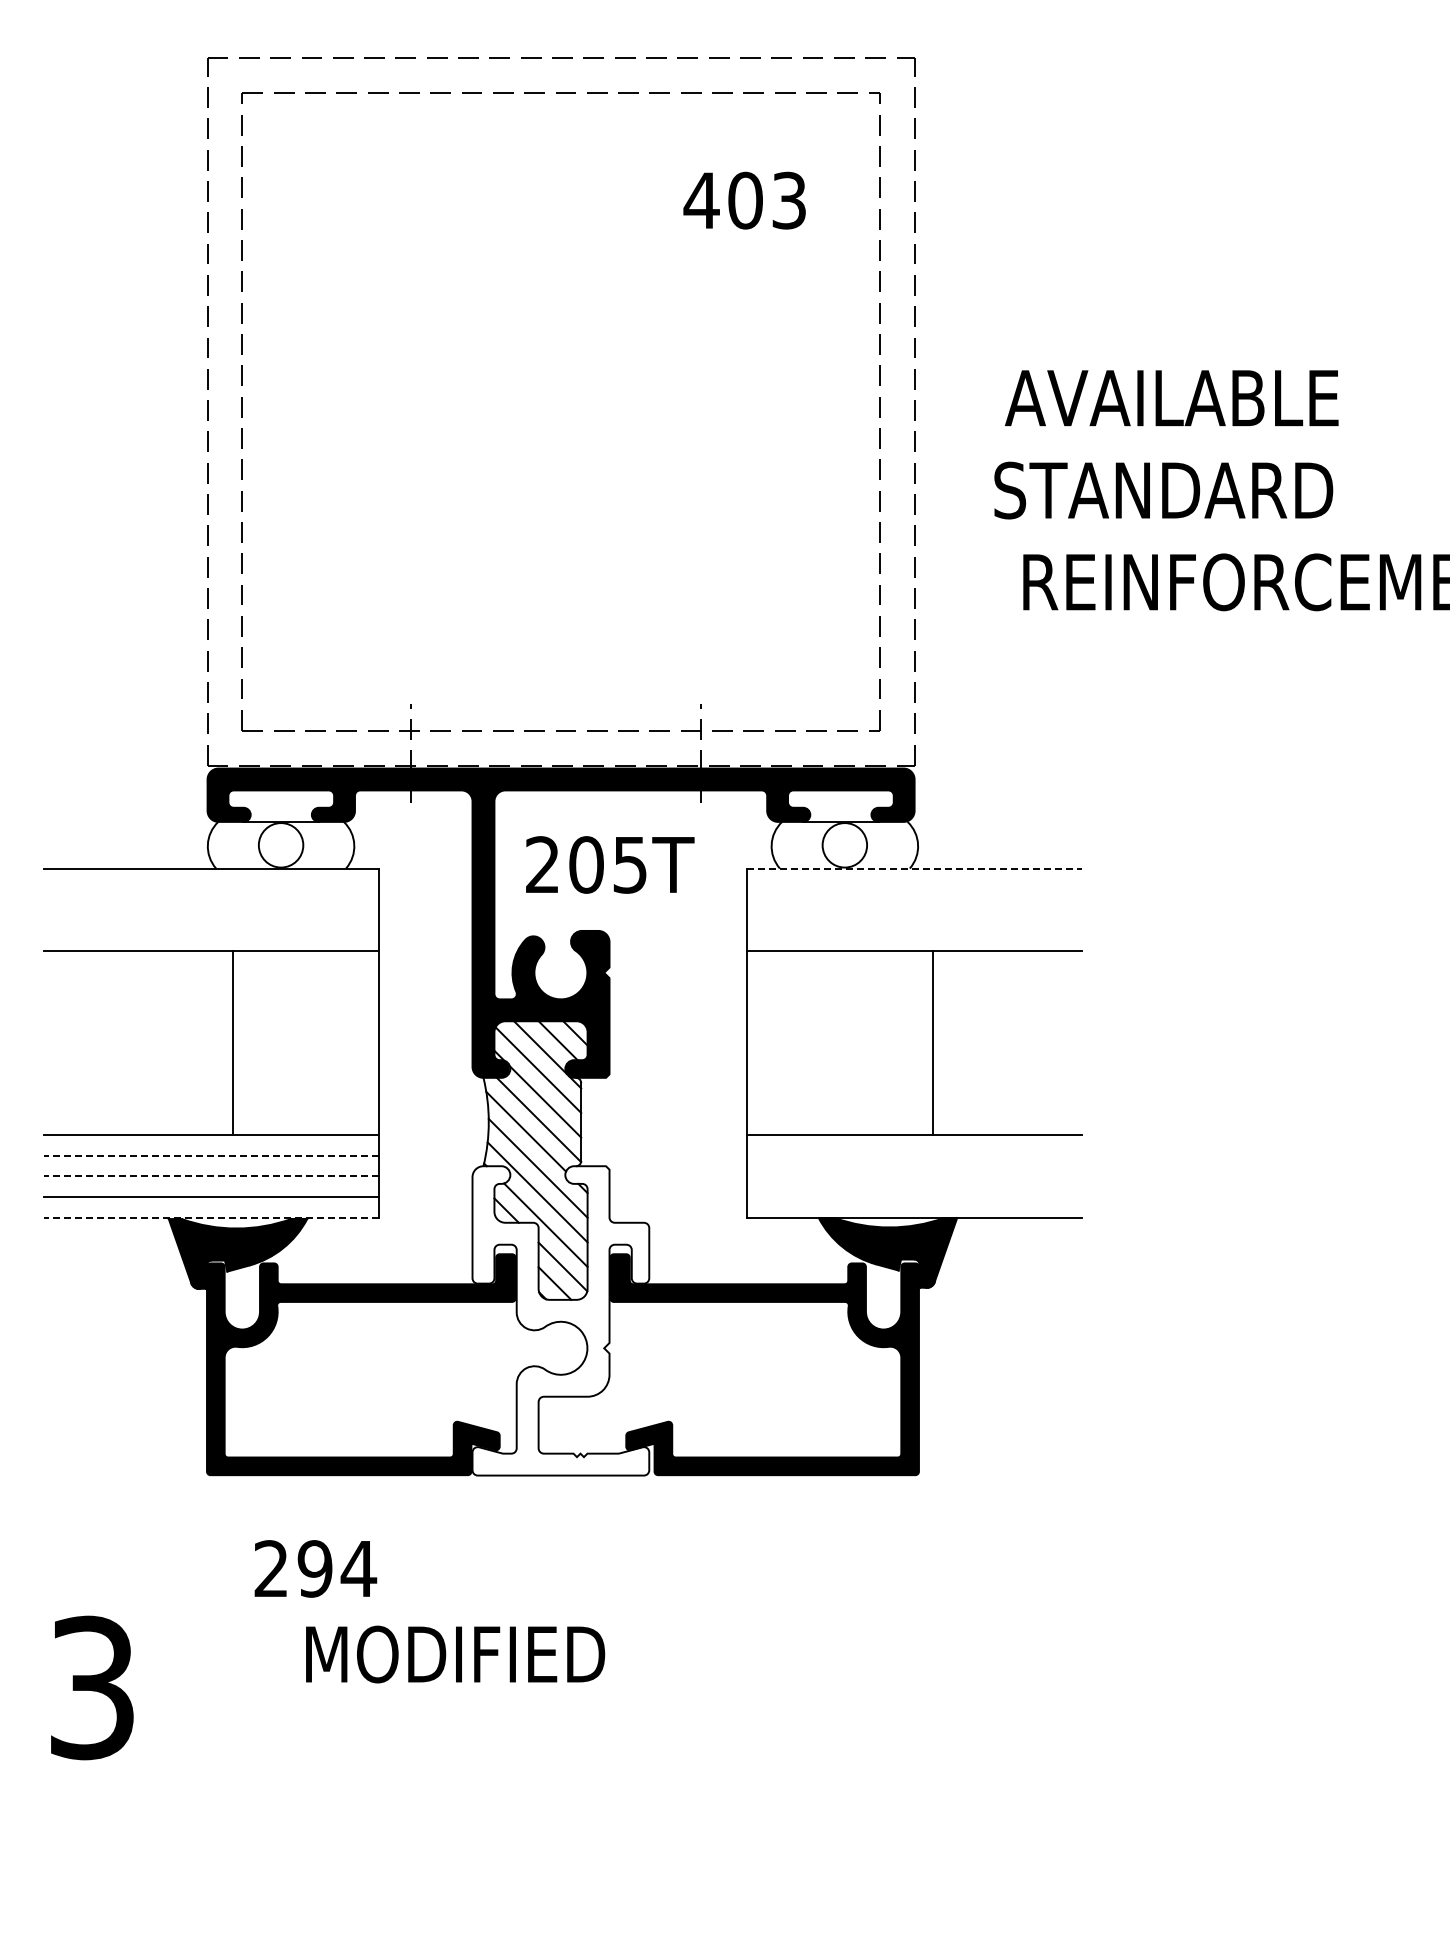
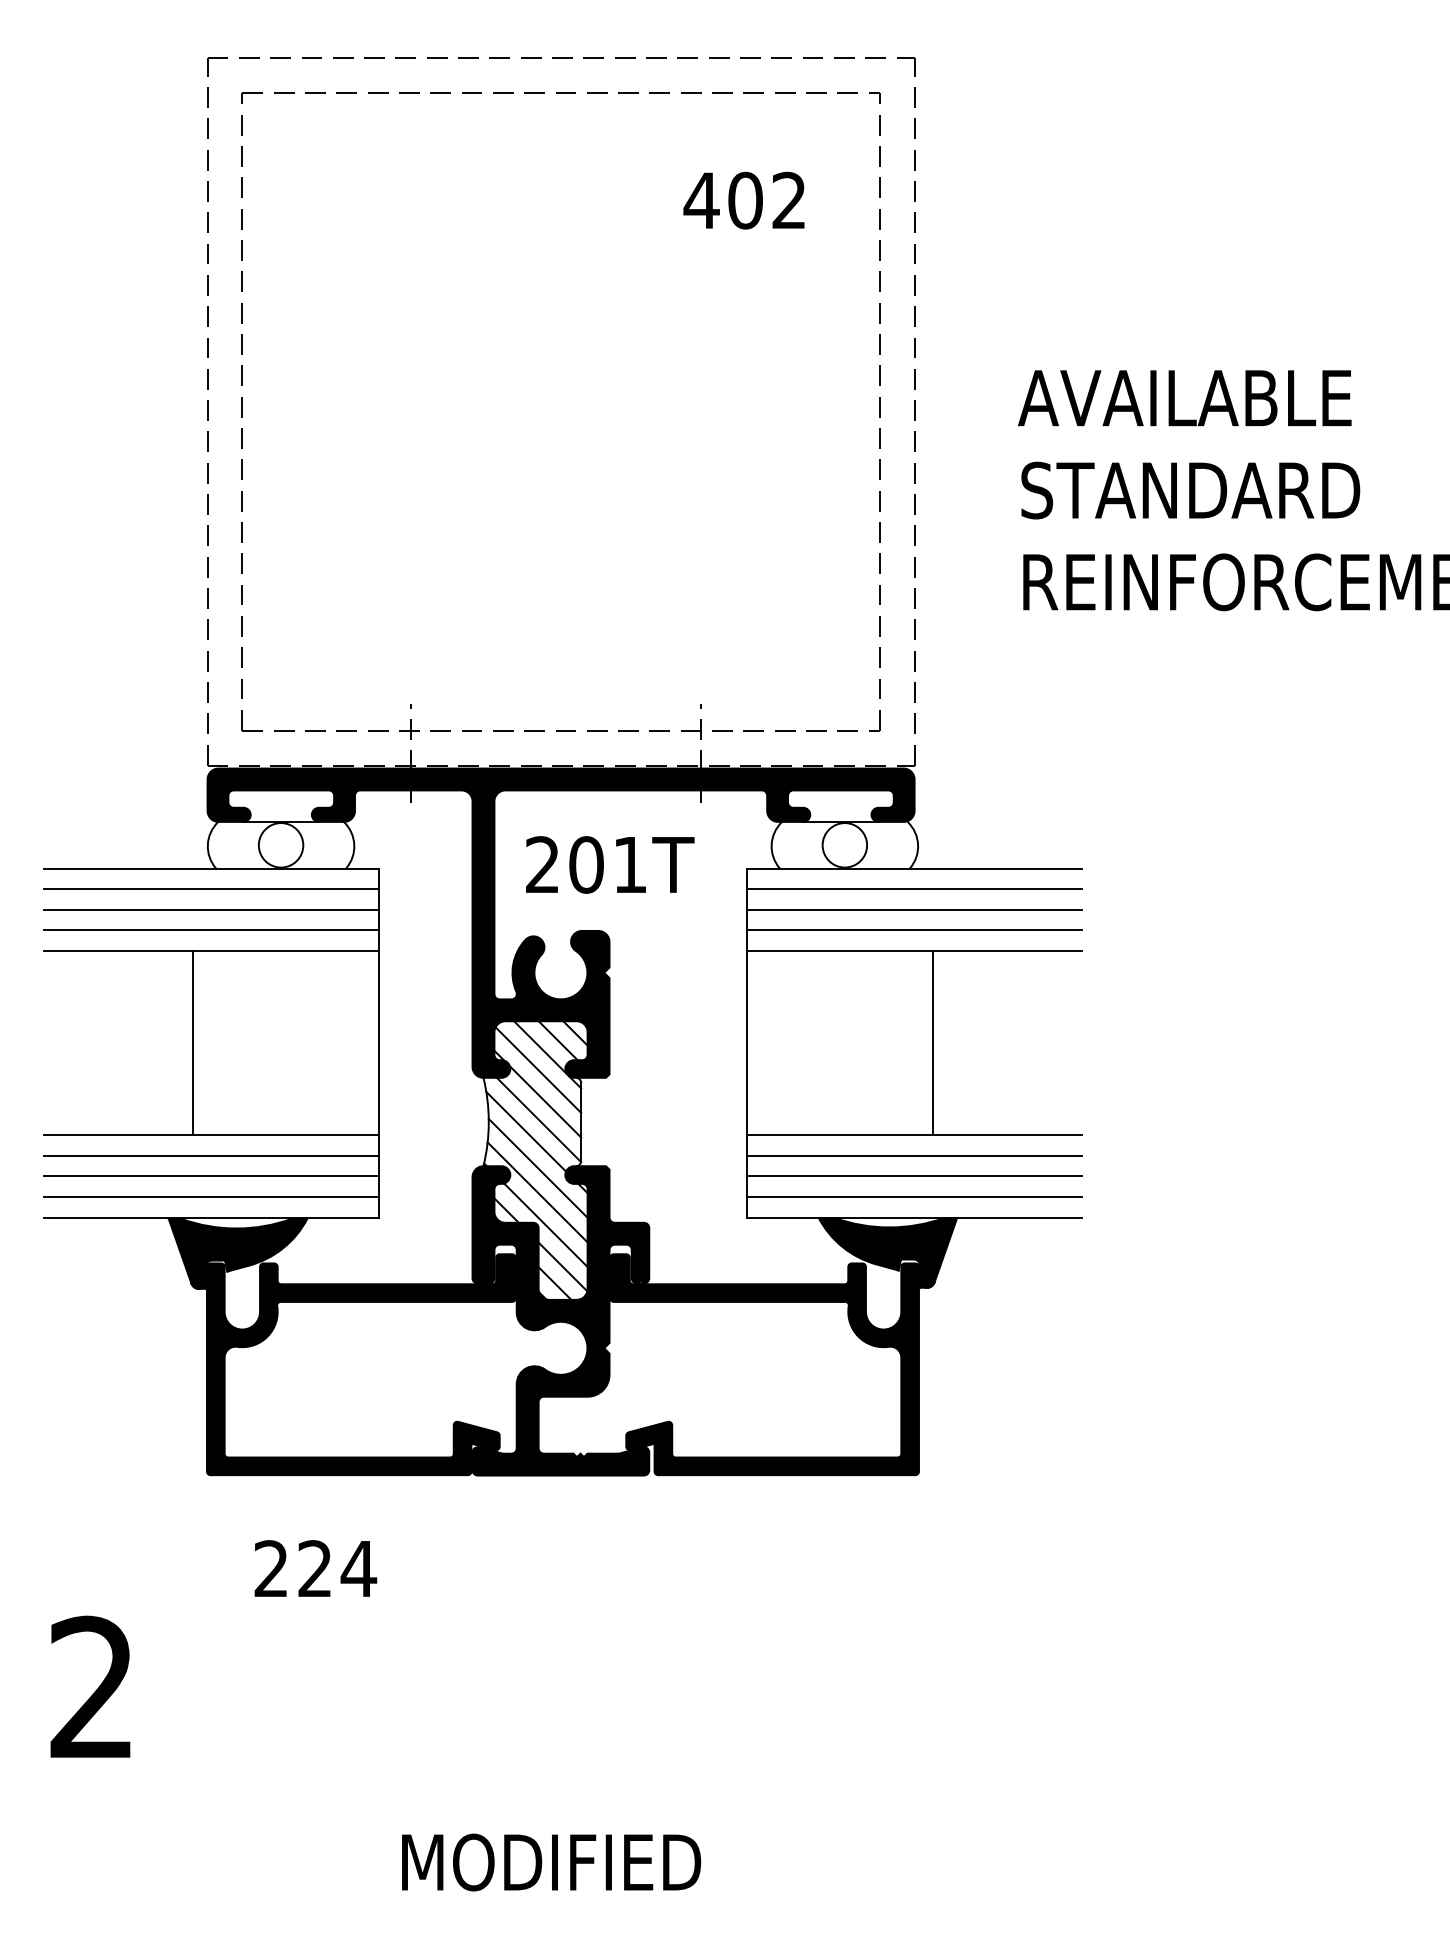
text: 403 -> 402 (788, 200)
text position: (1171, 398) -> (1184, 398) (1184, 398)
text position: (1163, 490) -> (1190, 490) (1190, 490)
text: 205T -> 201T (629, 865)
line: dashed -> solid (914, 868)
line: none -> present (210, 889)
line: none -> present (914, 889)
line: none -> present (210, 909)
line: none -> present (914, 909)
line: none -> present (210, 930)
line: none -> present (914, 930)
line position: (233, 1043) -> (193, 1043) (193, 1043)
line: dashed -> solid (211, 1155)
line: none -> present (914, 1155)
line: dashed -> solid (211, 1176)
line: none -> present (914, 1176)
line: none -> present (914, 1197)
line: dashed -> solid (211, 1217)
fill: none -> present (560, 1320)
text: 294 -> 224 (314, 1568)
text position: (455, 1654) -> (551, 1862) (551, 1862)
text: 3 -> 2 (91, 1687)
